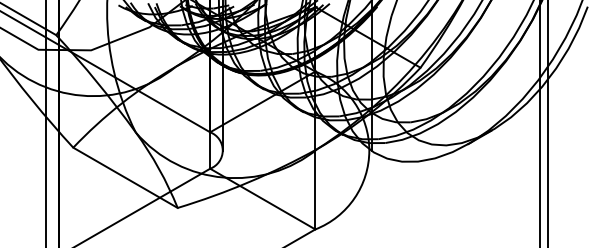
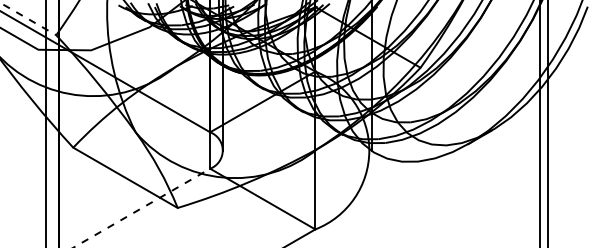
line: solid -> dashed (28, 19)
line: solid -> dashed (141, 208)
